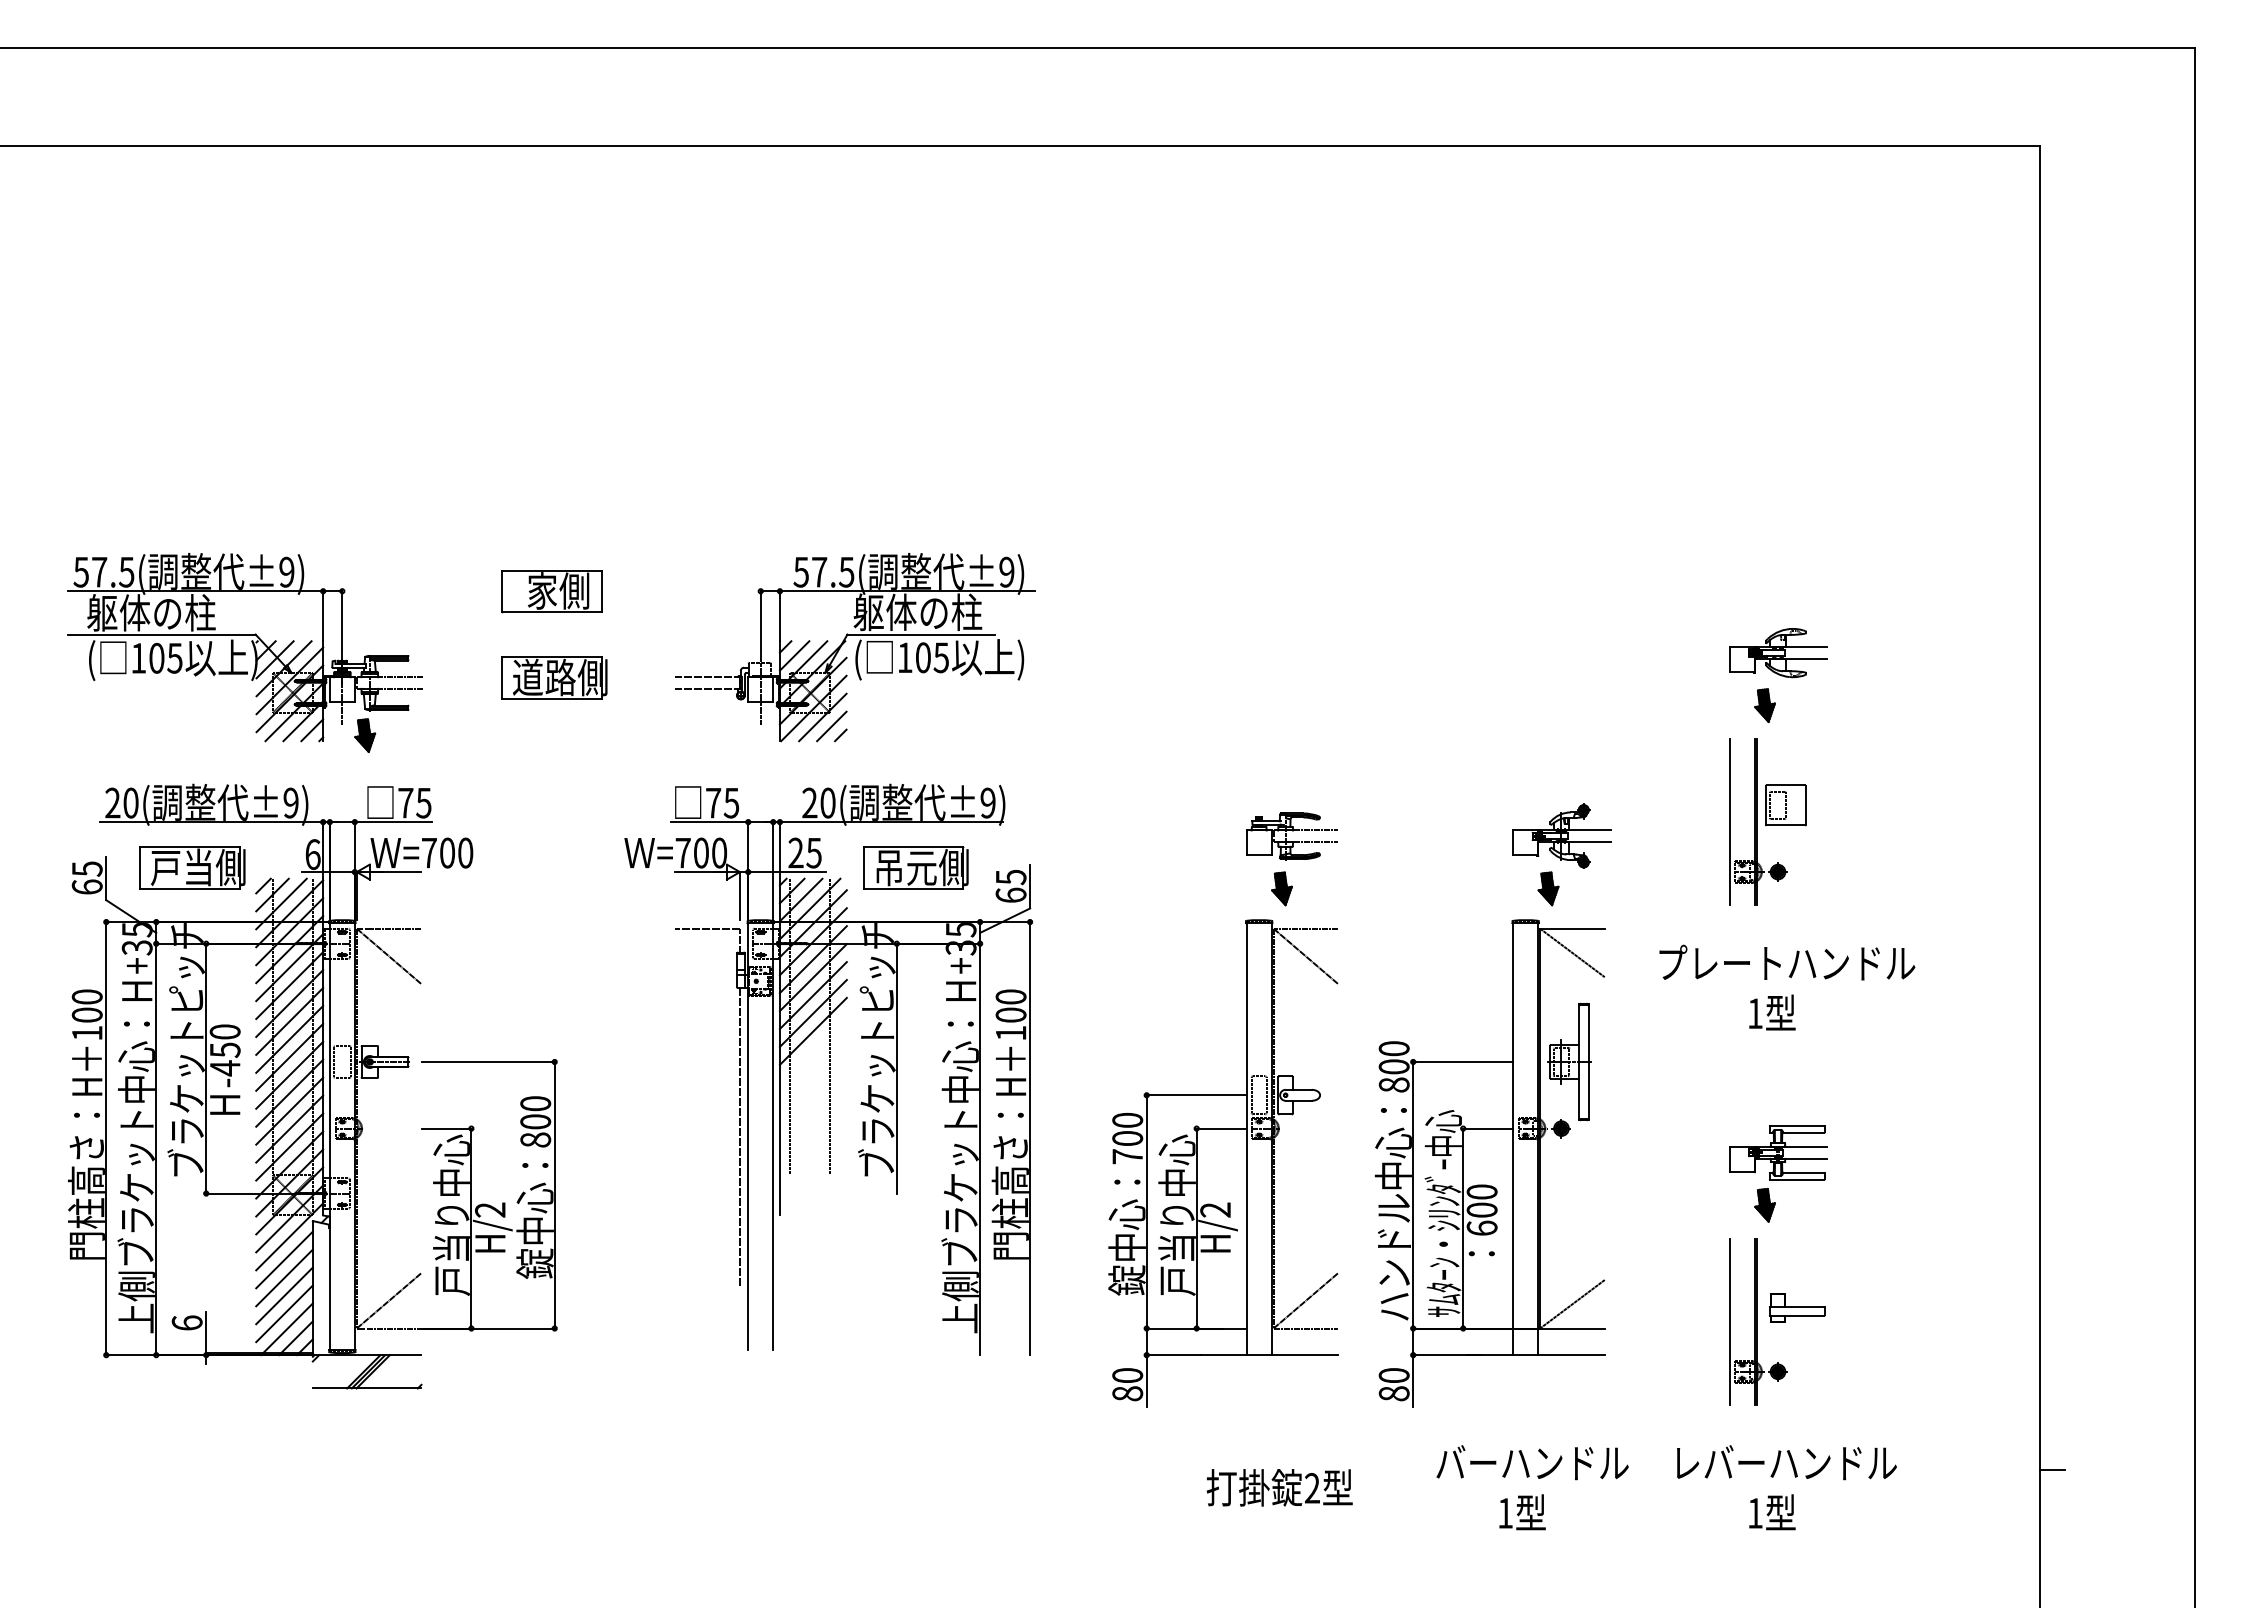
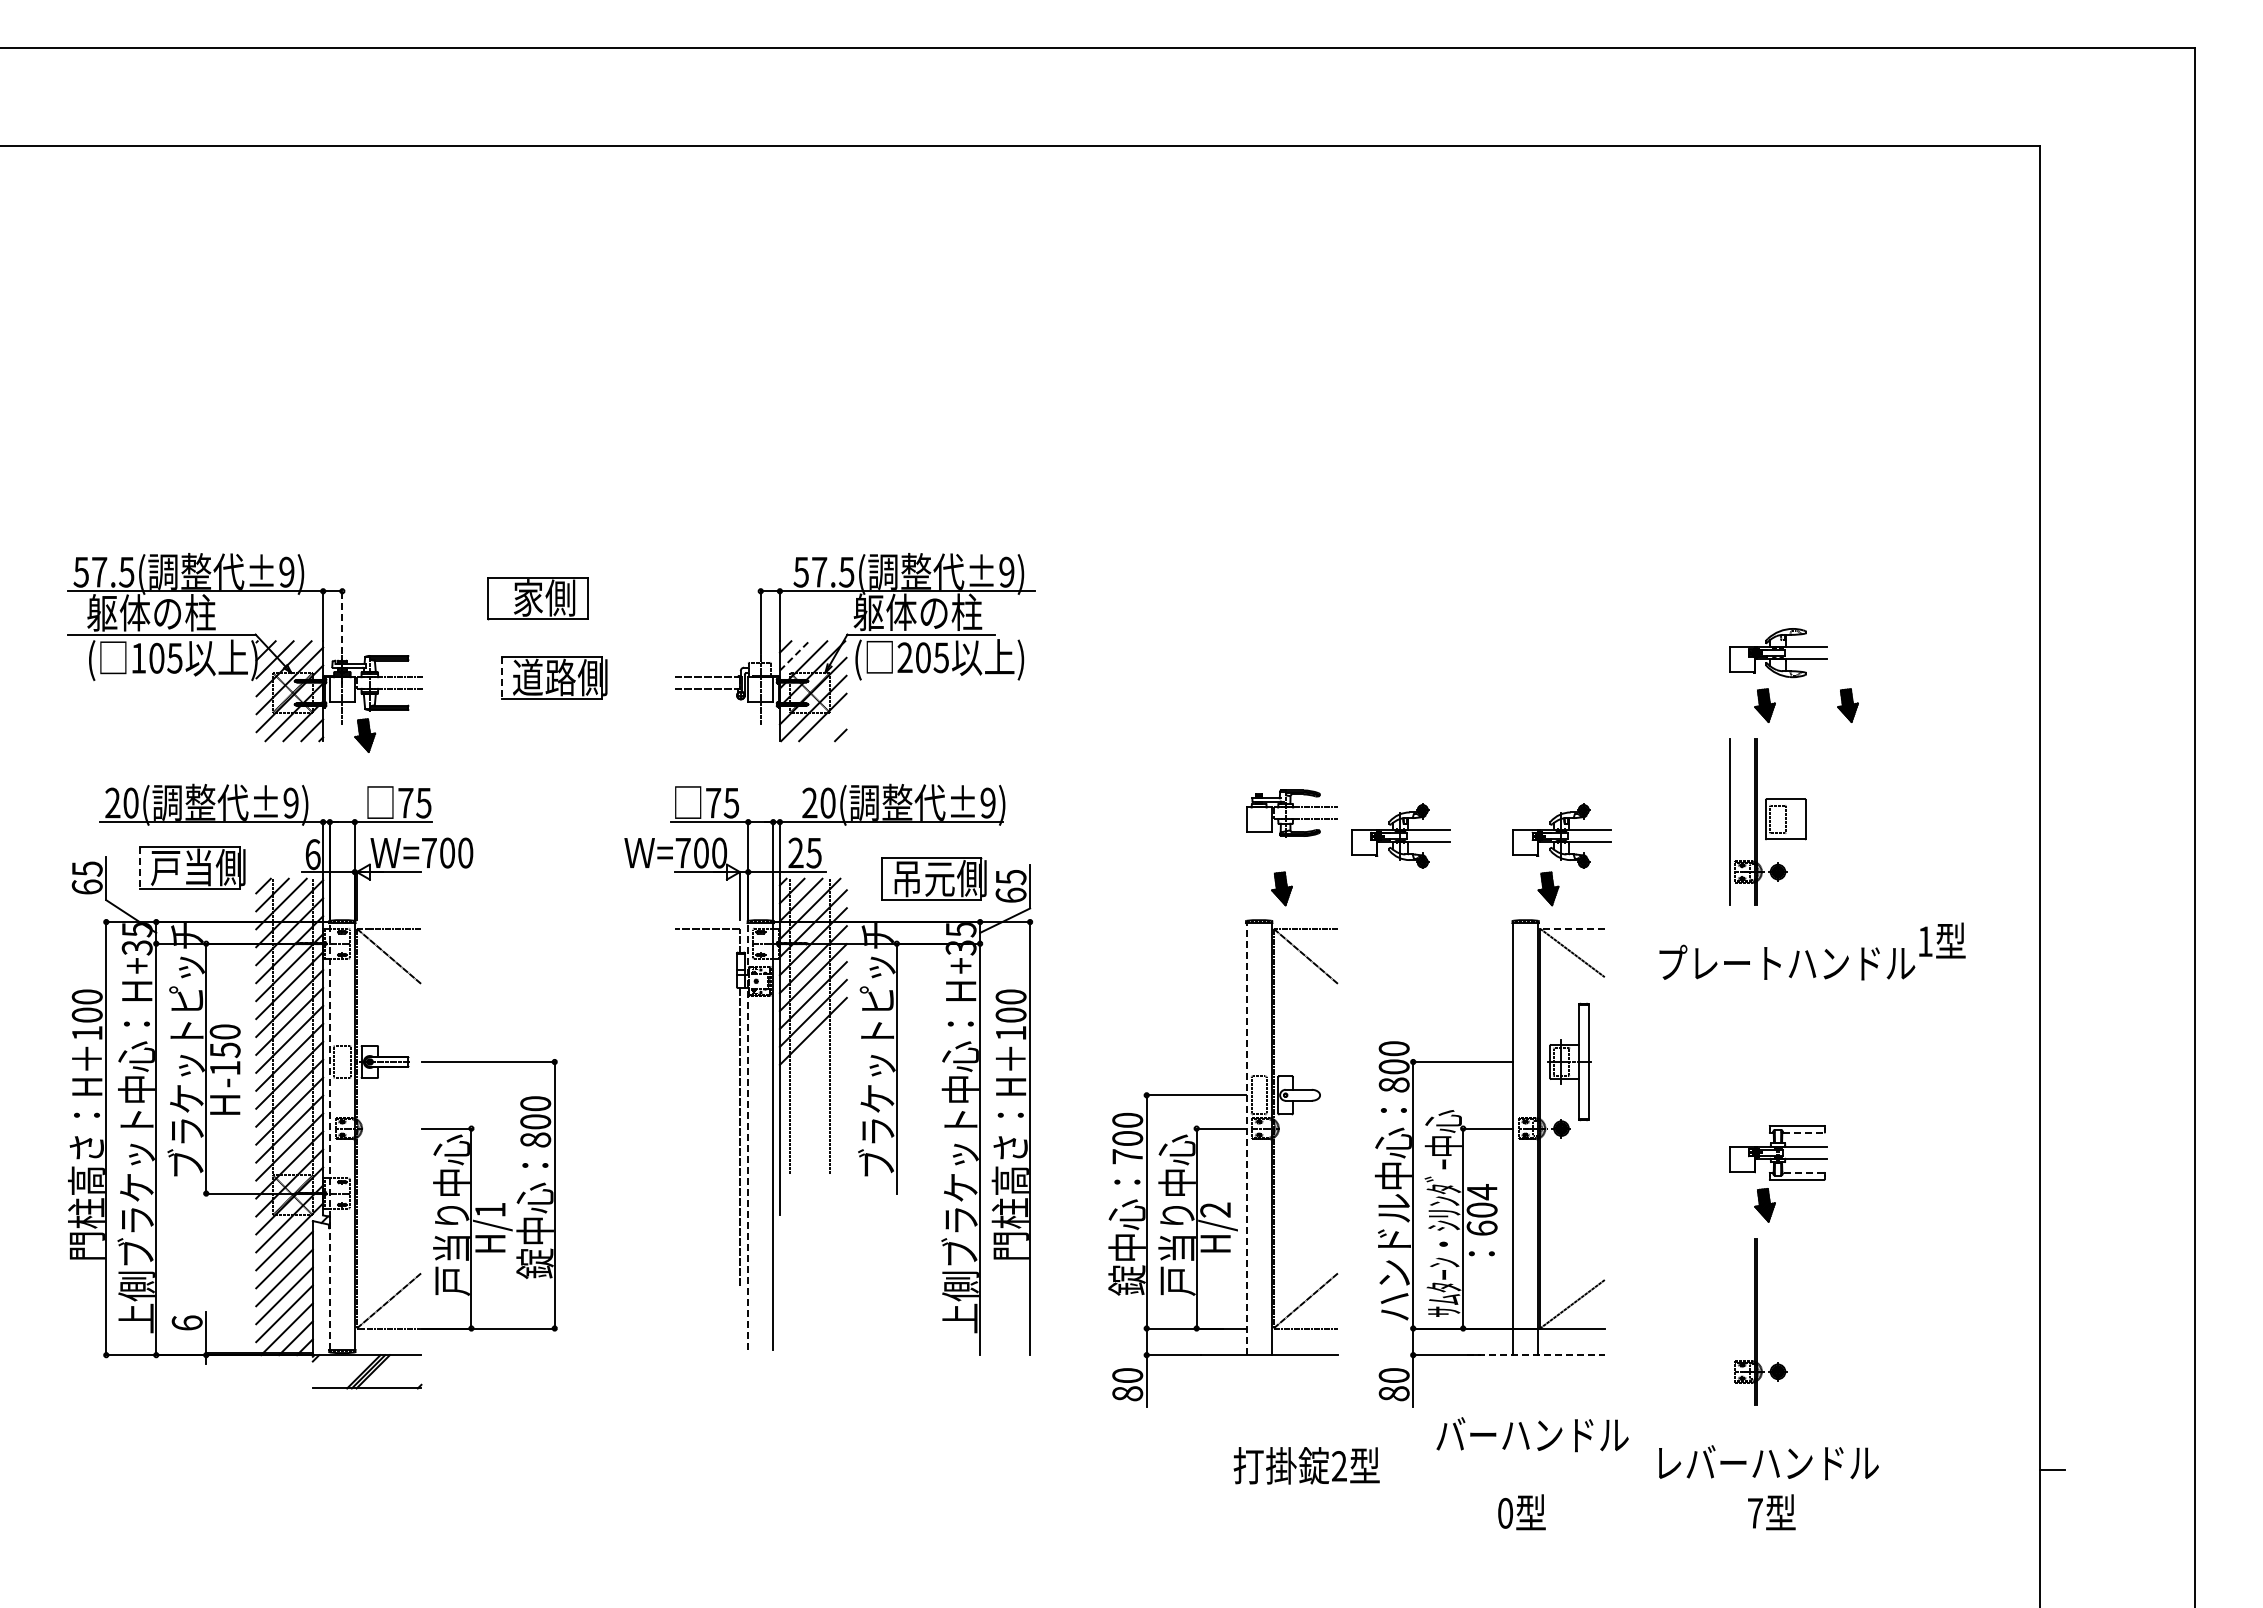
part position: (551, 591) -> (537, 598) (537, 598)
line: solid -> dashed (342, 622)
line: solid -> dashed (794, 655)
text: 105 -> 205 (904, 657)
line: solid -> dashed (501, 678)
part: none -> present (1847, 705)
line: present -> none (831, 726)
part position: (1785, 805) -> (1785, 819) (1785, 819)
part: none -> present (1400, 835)
part position: (1291, 836) -> (1291, 813) (1291, 813)
line: solid -> dashed (139, 867)
part position: (915, 867) -> (933, 878) (933, 878)
line: solid -> dashed (1571, 928)
text position: (1772, 1012) -> (1942, 940) (1942, 940)
text: -450 -> -150 (225, 1068)
line: solid -> dashed (1803, 1132)
line: solid -> dashed (329, 1136)
line: solid -> dashed (748, 1136)
line: solid -> dashed (1246, 1139)
line: solid -> dashed (1803, 1172)
text: 600 -> 604 (1481, 1192)
text: H/2 -> H/1 (490, 1209)
part: present -> none (1797, 1307)
line: present -> none (1729, 1321)
line: solid -> dashed (1536, 1355)
text position: (1532, 1462) -> (1532, 1434) (1532, 1434)
text position: (1786, 1462) -> (1768, 1462) (1768, 1462)
text position: (1279, 1487) -> (1306, 1465) (1306, 1465)
text: 1 -> 0 (1505, 1512)
text: 1 -> 7 (1755, 1513)
